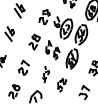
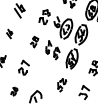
part size: 11x16 px -> 8x12 px (9, 33)
part size: 13x18 px -> 10x14 px (34, 41)
part: present -> none (45, 74)
part size: 13x16 px -> 9x11 px (14, 91)
